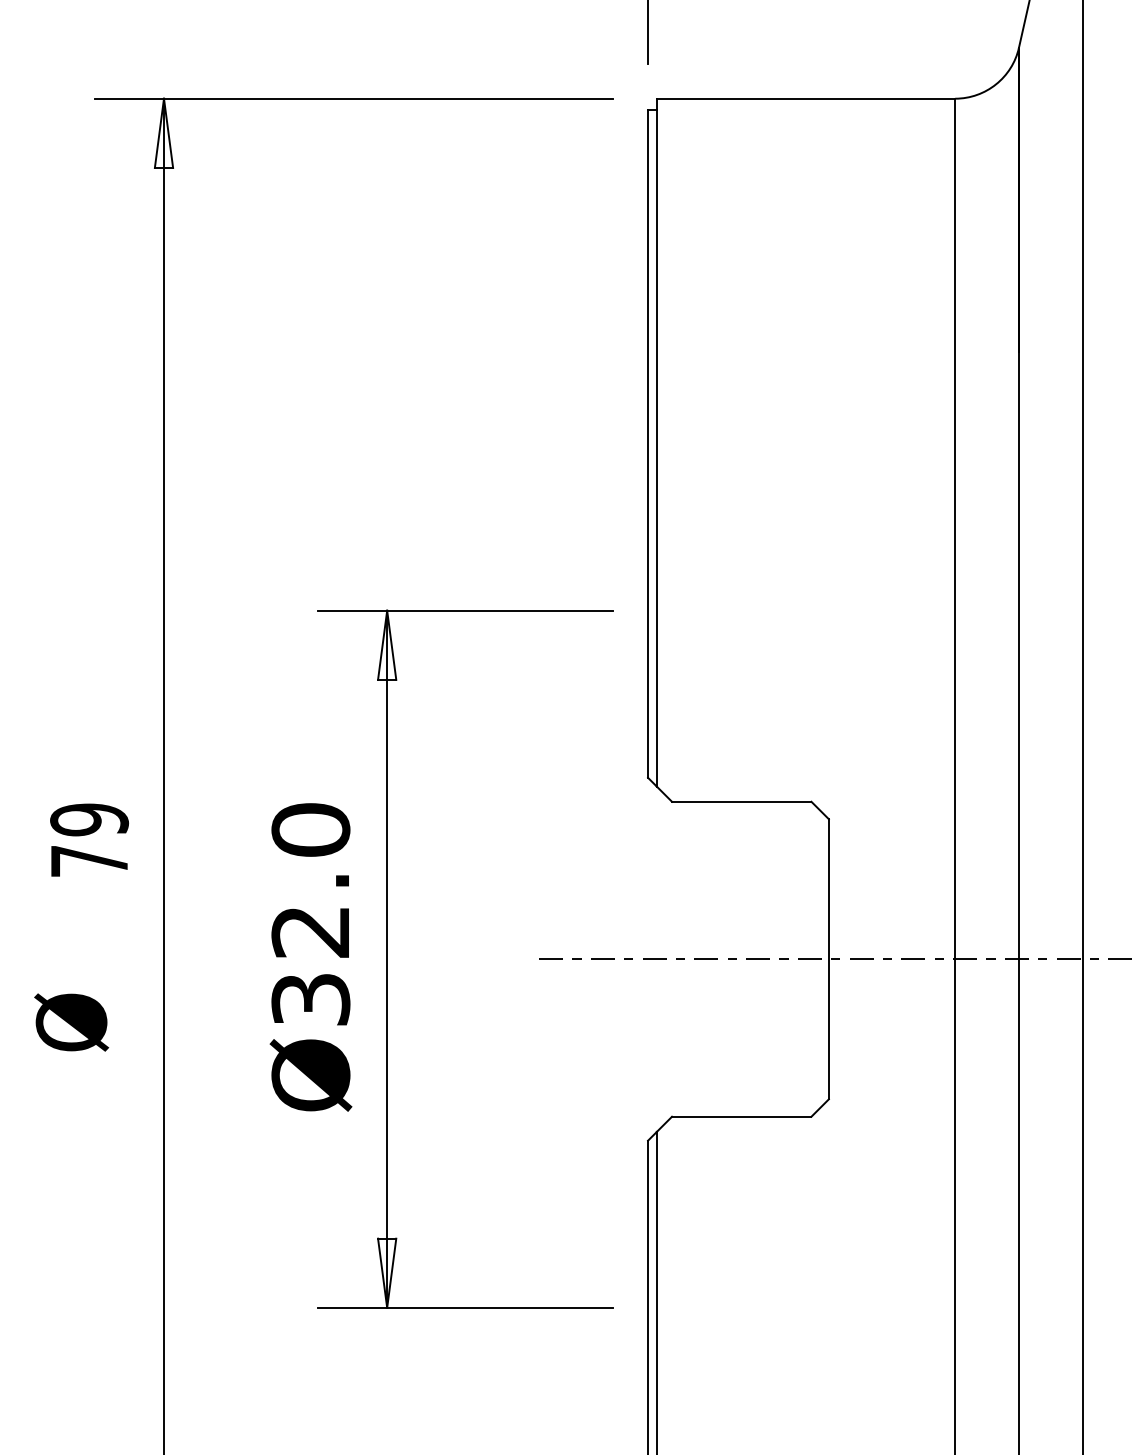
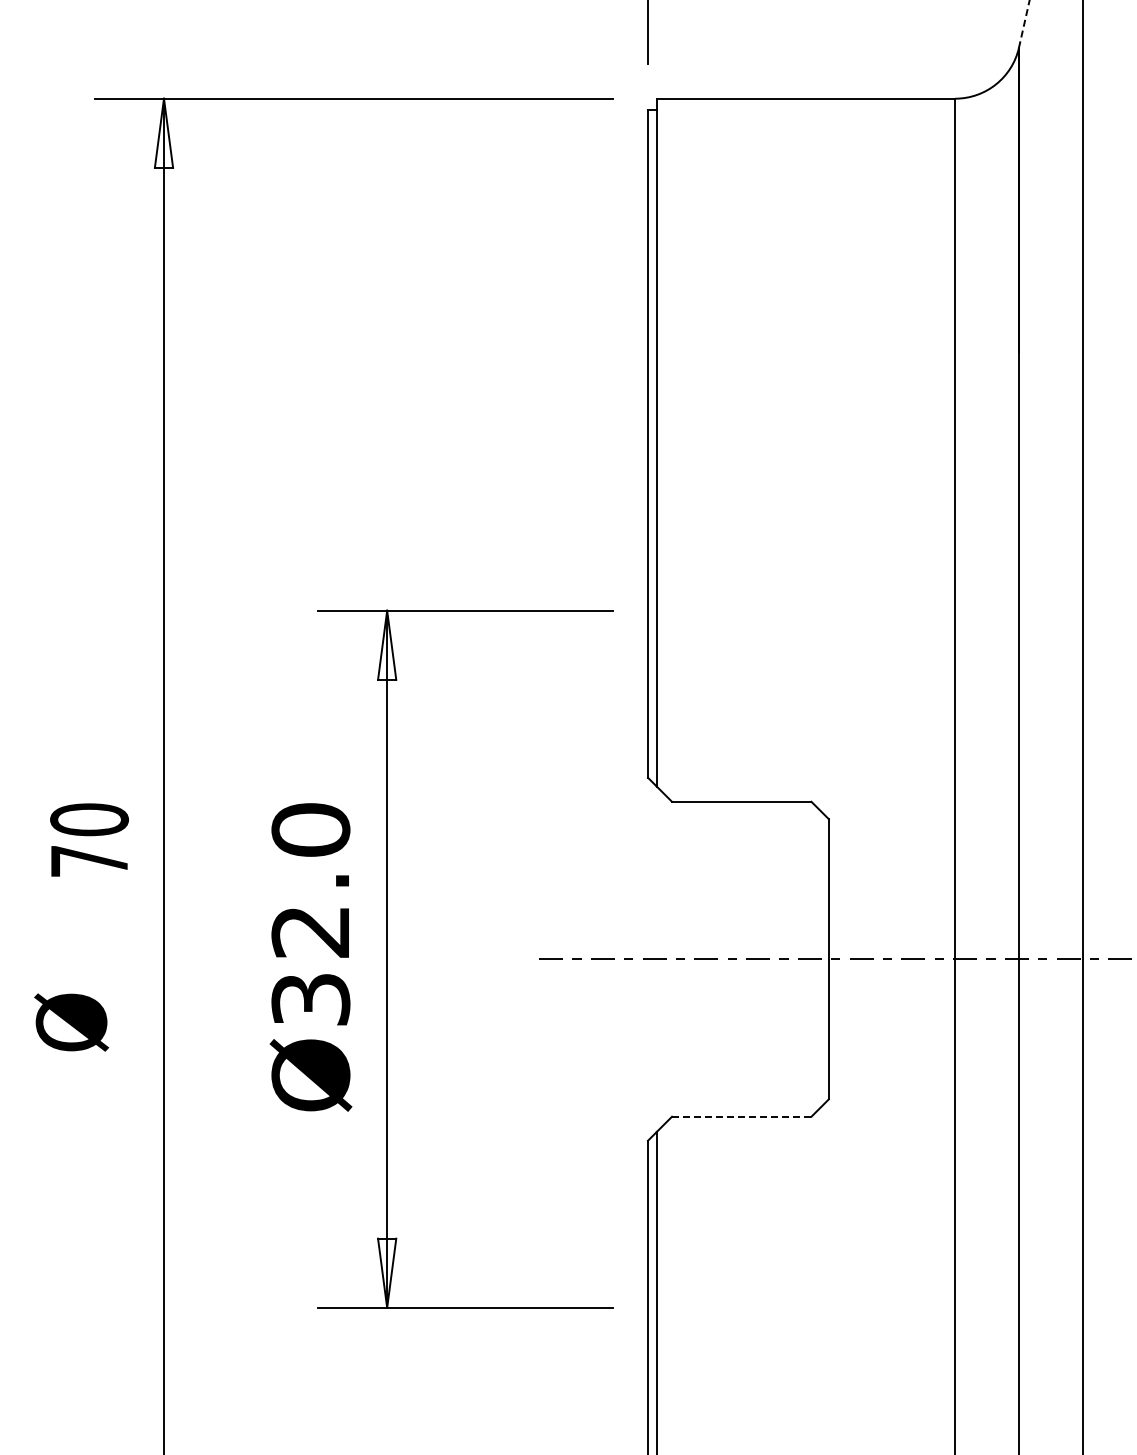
line: solid -> dashed (1024, 24)
text: 79 -> 70 (89, 819)
line: solid -> dashed (741, 1116)
